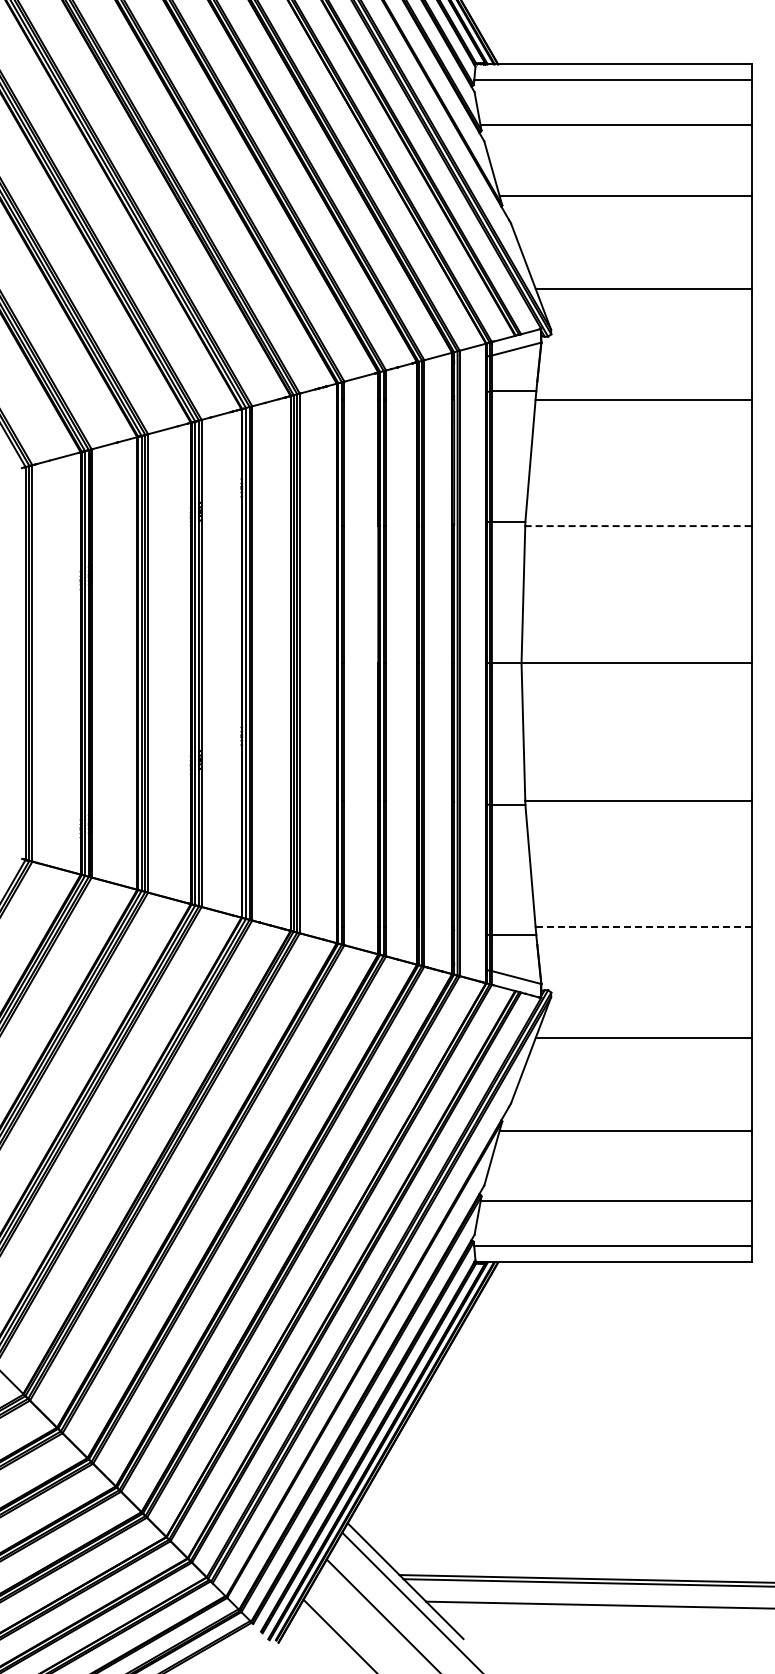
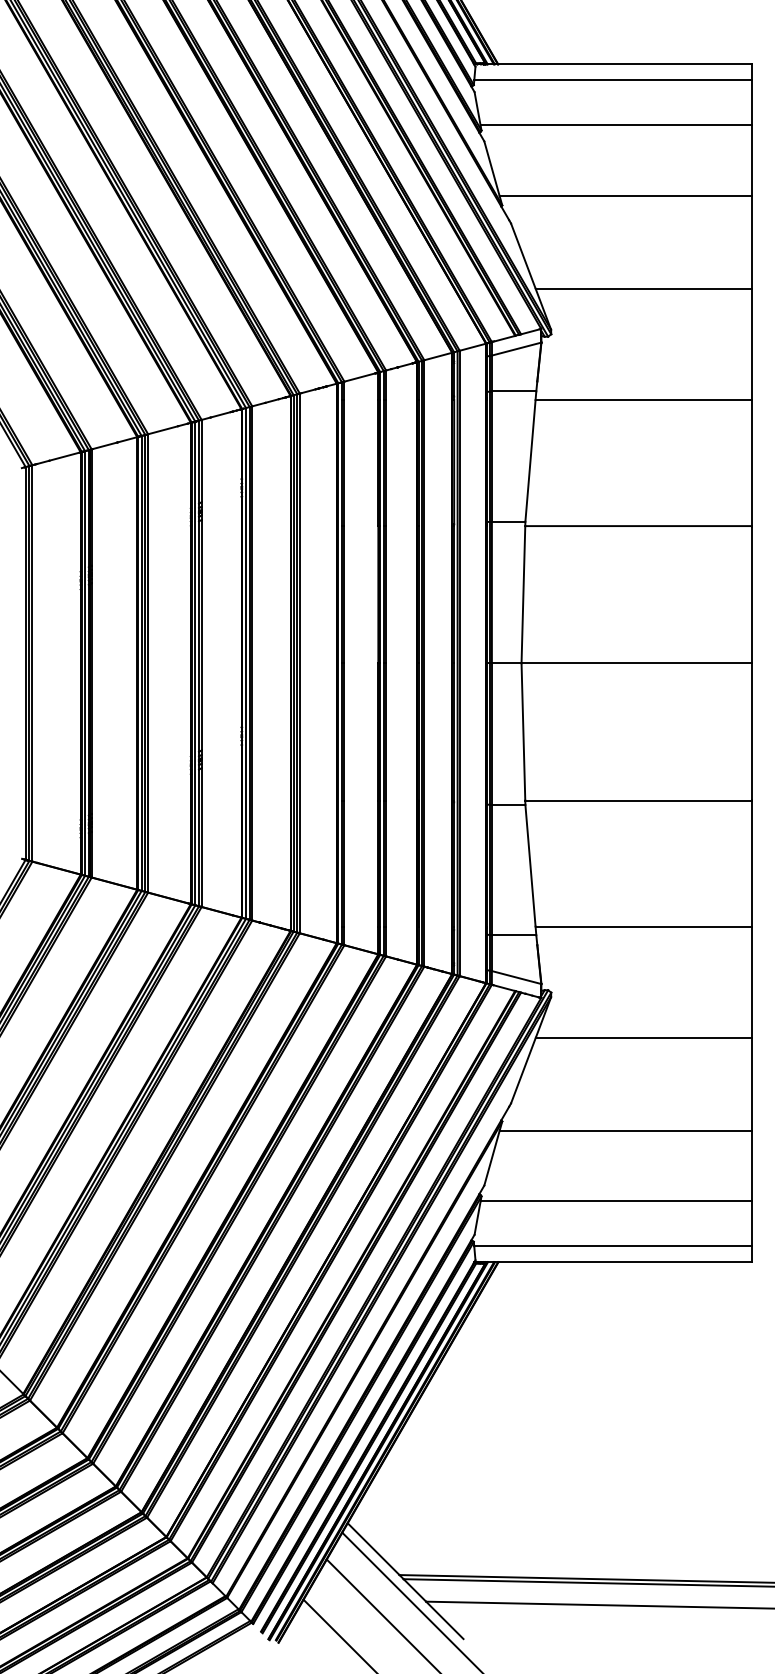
line: dashed -> solid (637, 526)
line: dashed -> solid (643, 926)
